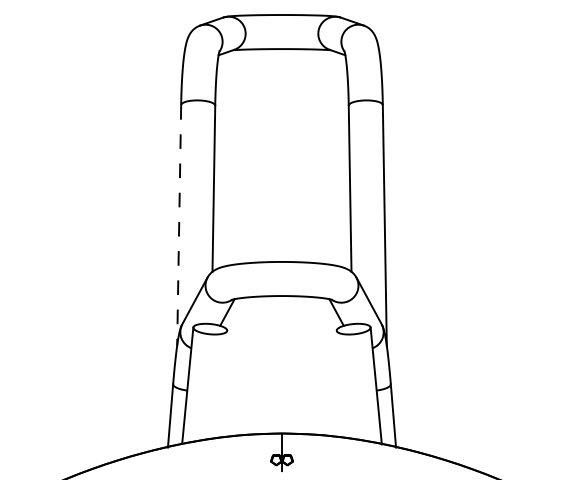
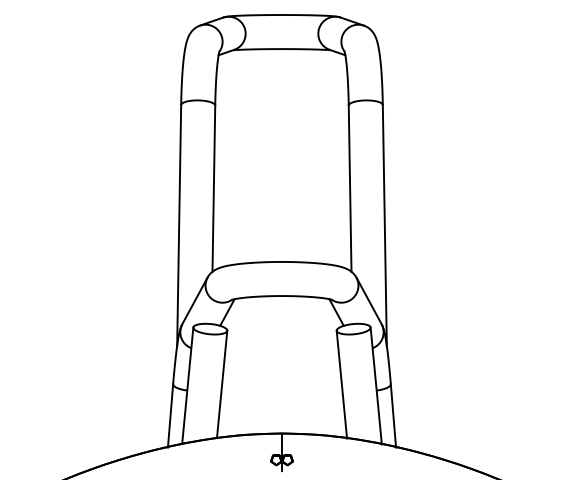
line: dashed -> solid (179, 225)
line: none -> present (221, 384)
line: none -> present (341, 384)
